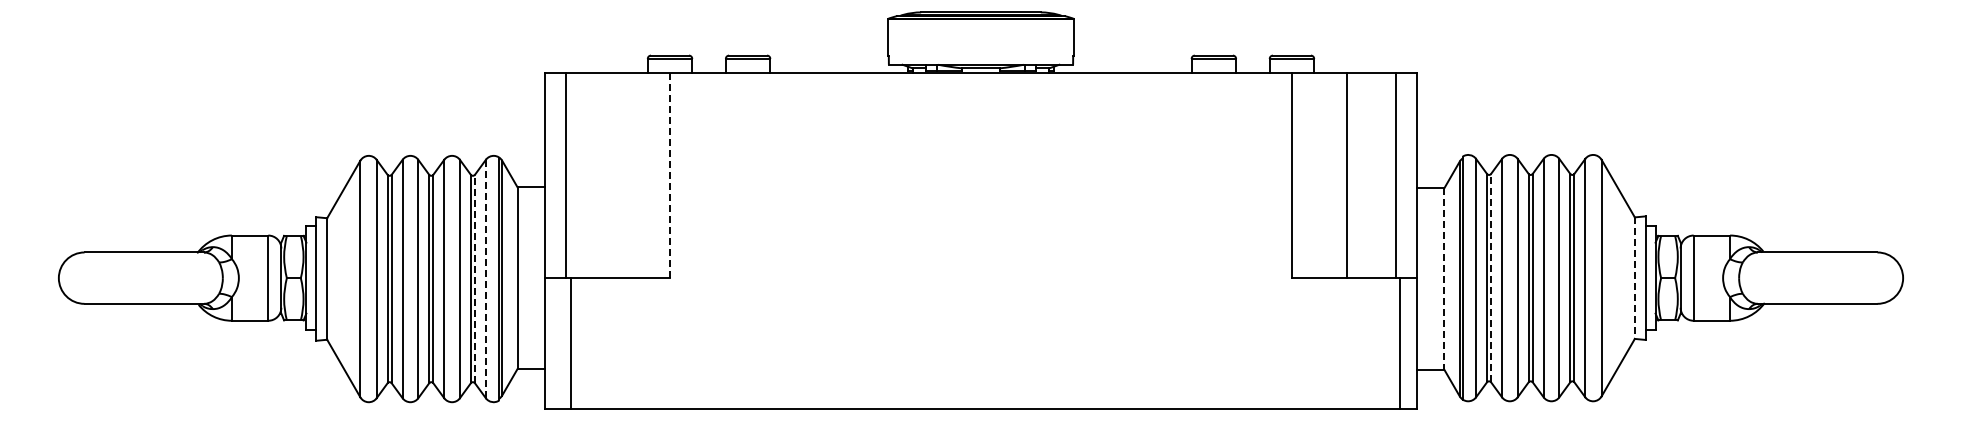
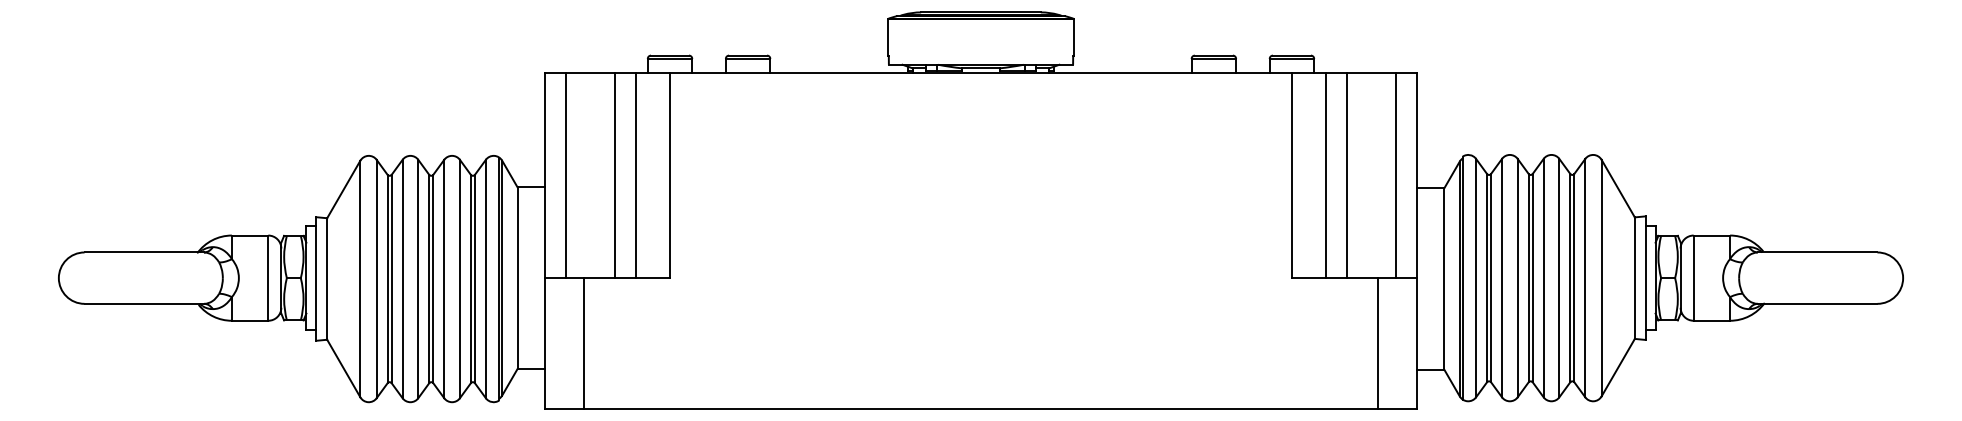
line: none -> present (615, 175)
line: none -> present (636, 175)
line: dashed -> solid (670, 175)
line: none -> present (1325, 175)
line: dashed -> solid (1491, 277)
line: dashed -> solid (475, 278)
line: dashed -> solid (1634, 278)
line: dashed -> solid (485, 279)
line: dashed -> solid (1444, 279)
line position: (571, 343) -> (584, 343) (584, 343)
line position: (1399, 343) -> (1377, 343) (1377, 343)
